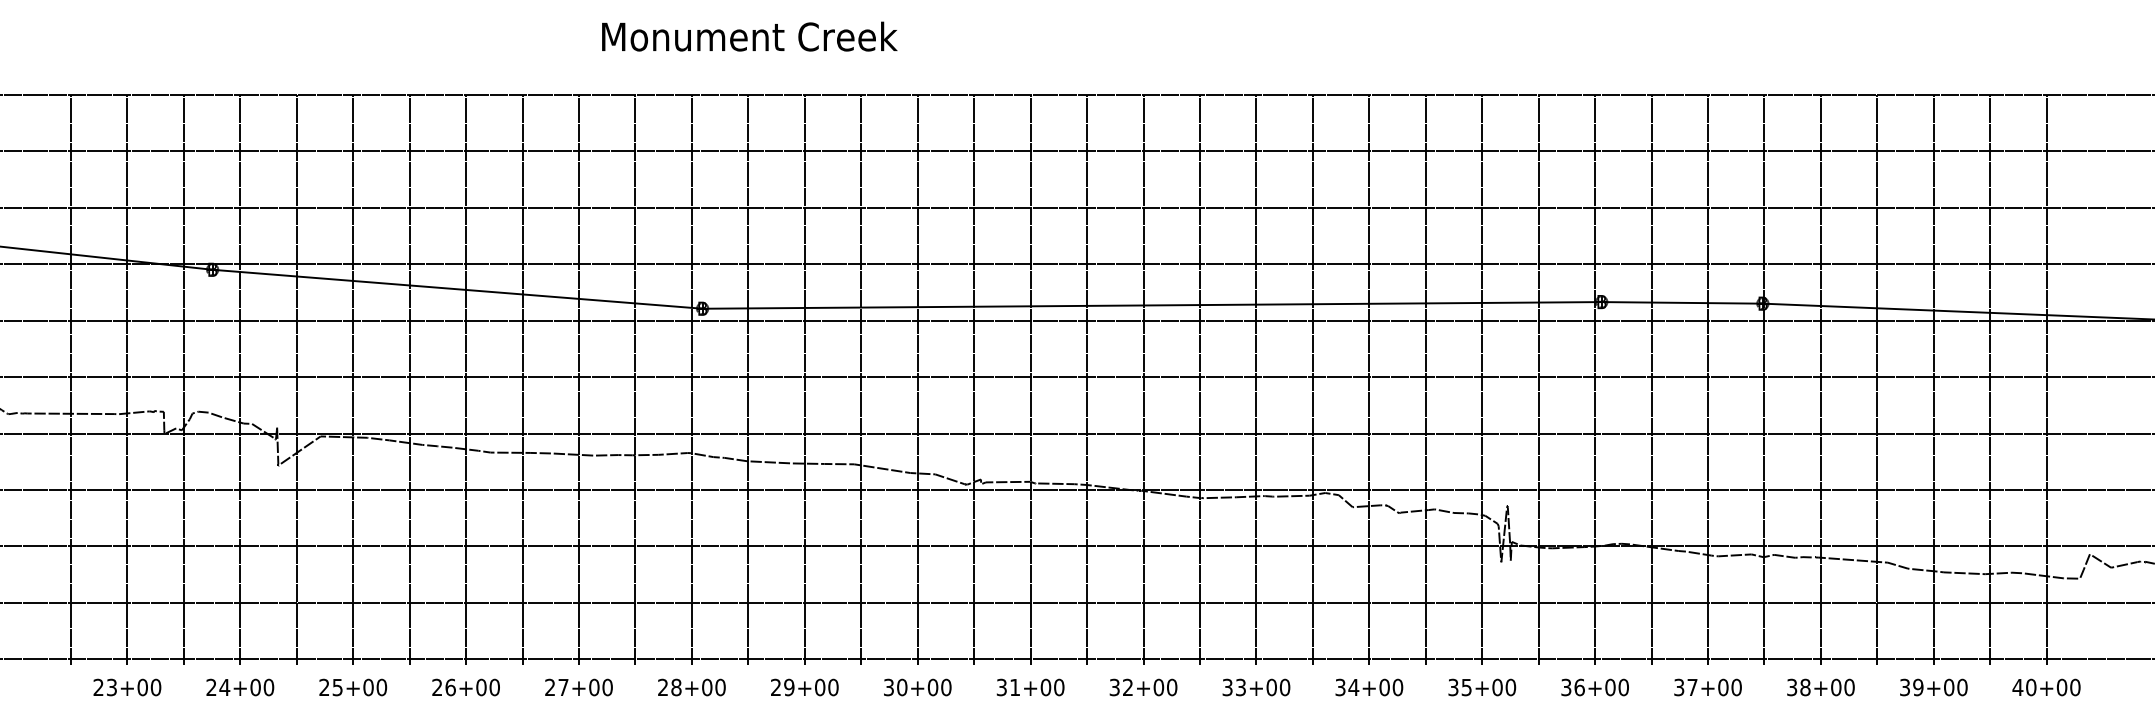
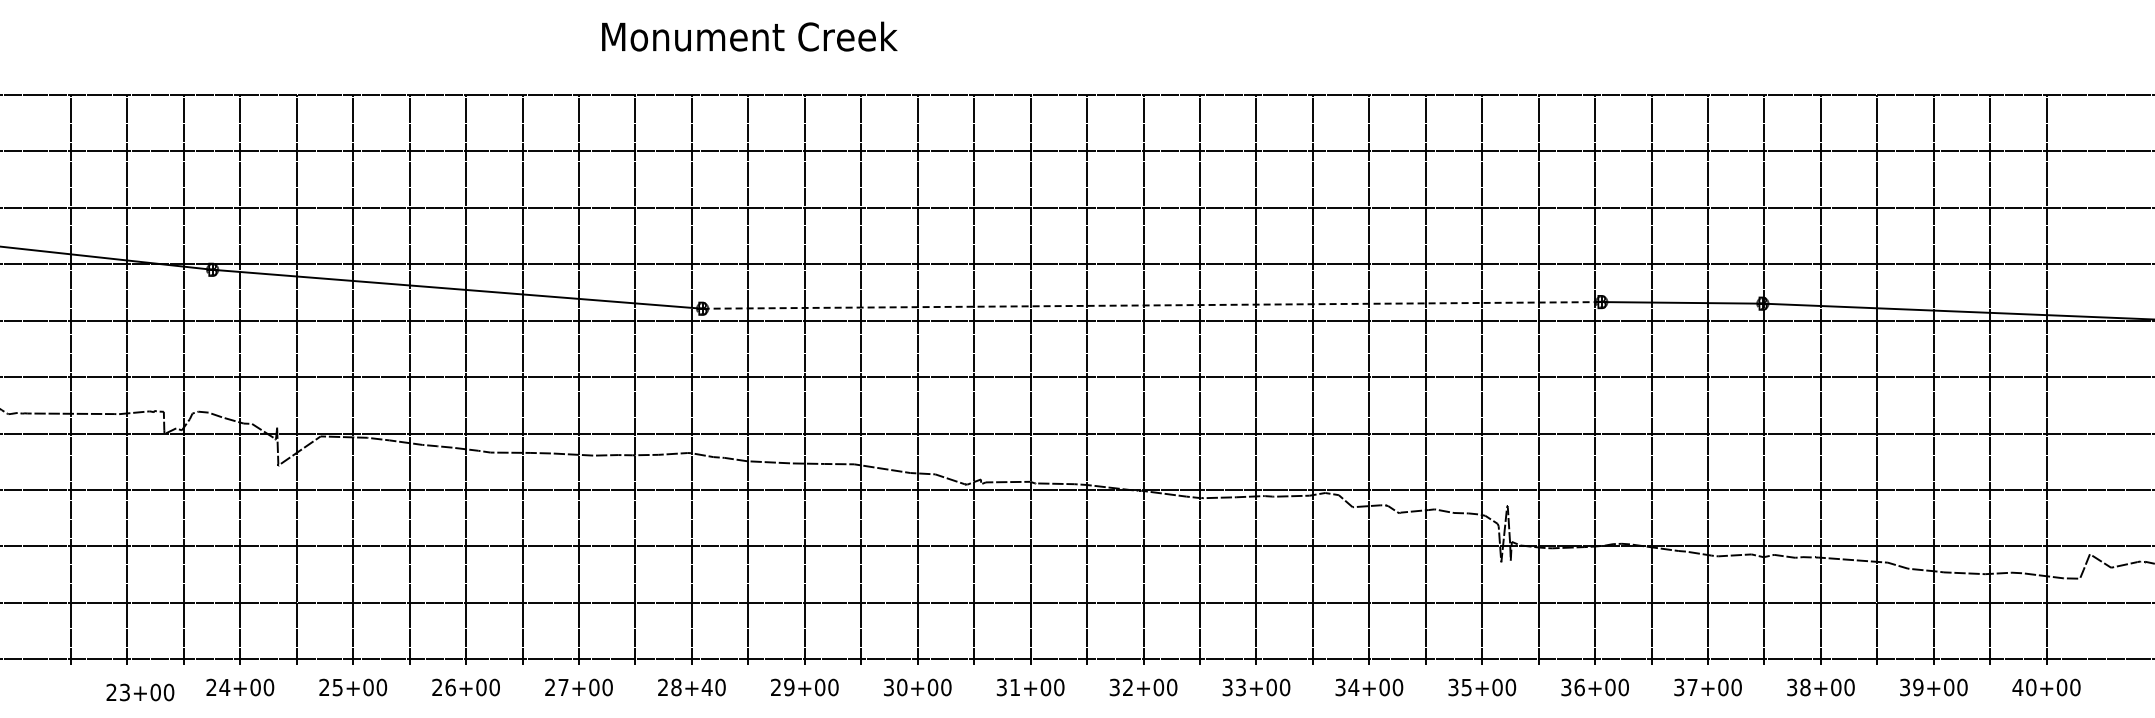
line: solid -> dashed (1152, 305)
text position: (127, 687) -> (140, 692) (140, 692)
text: 28+00 -> 28+40 (706, 687)
